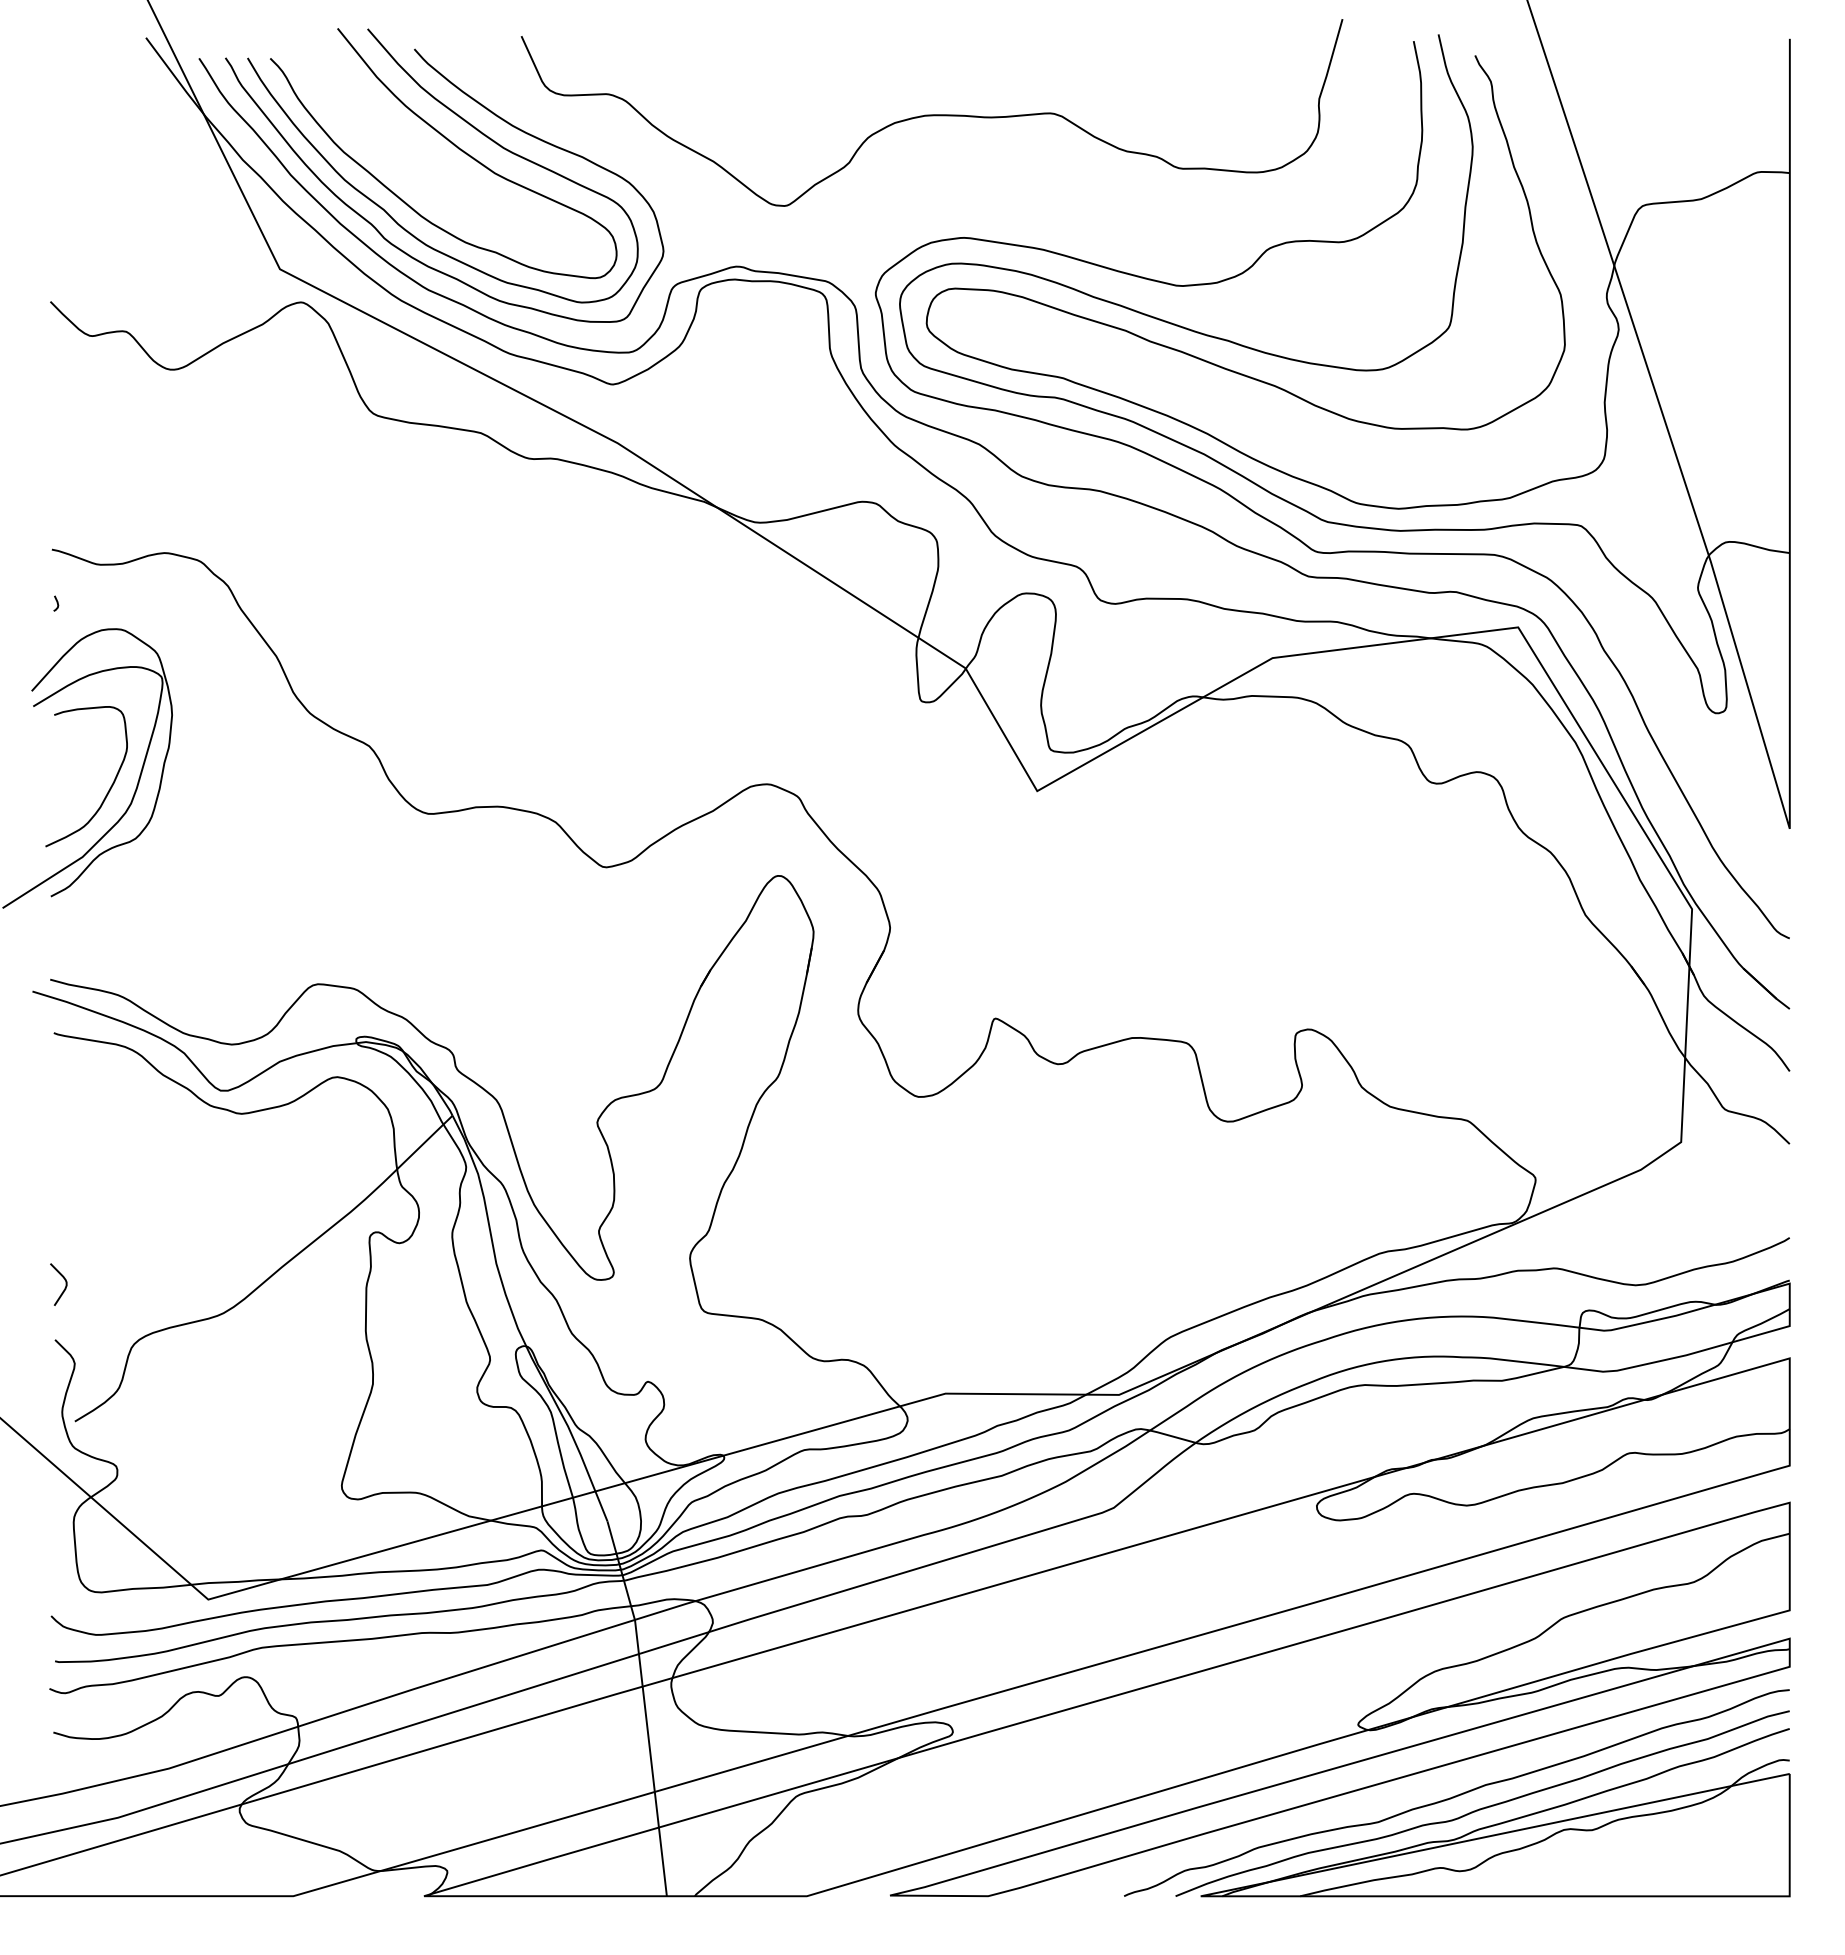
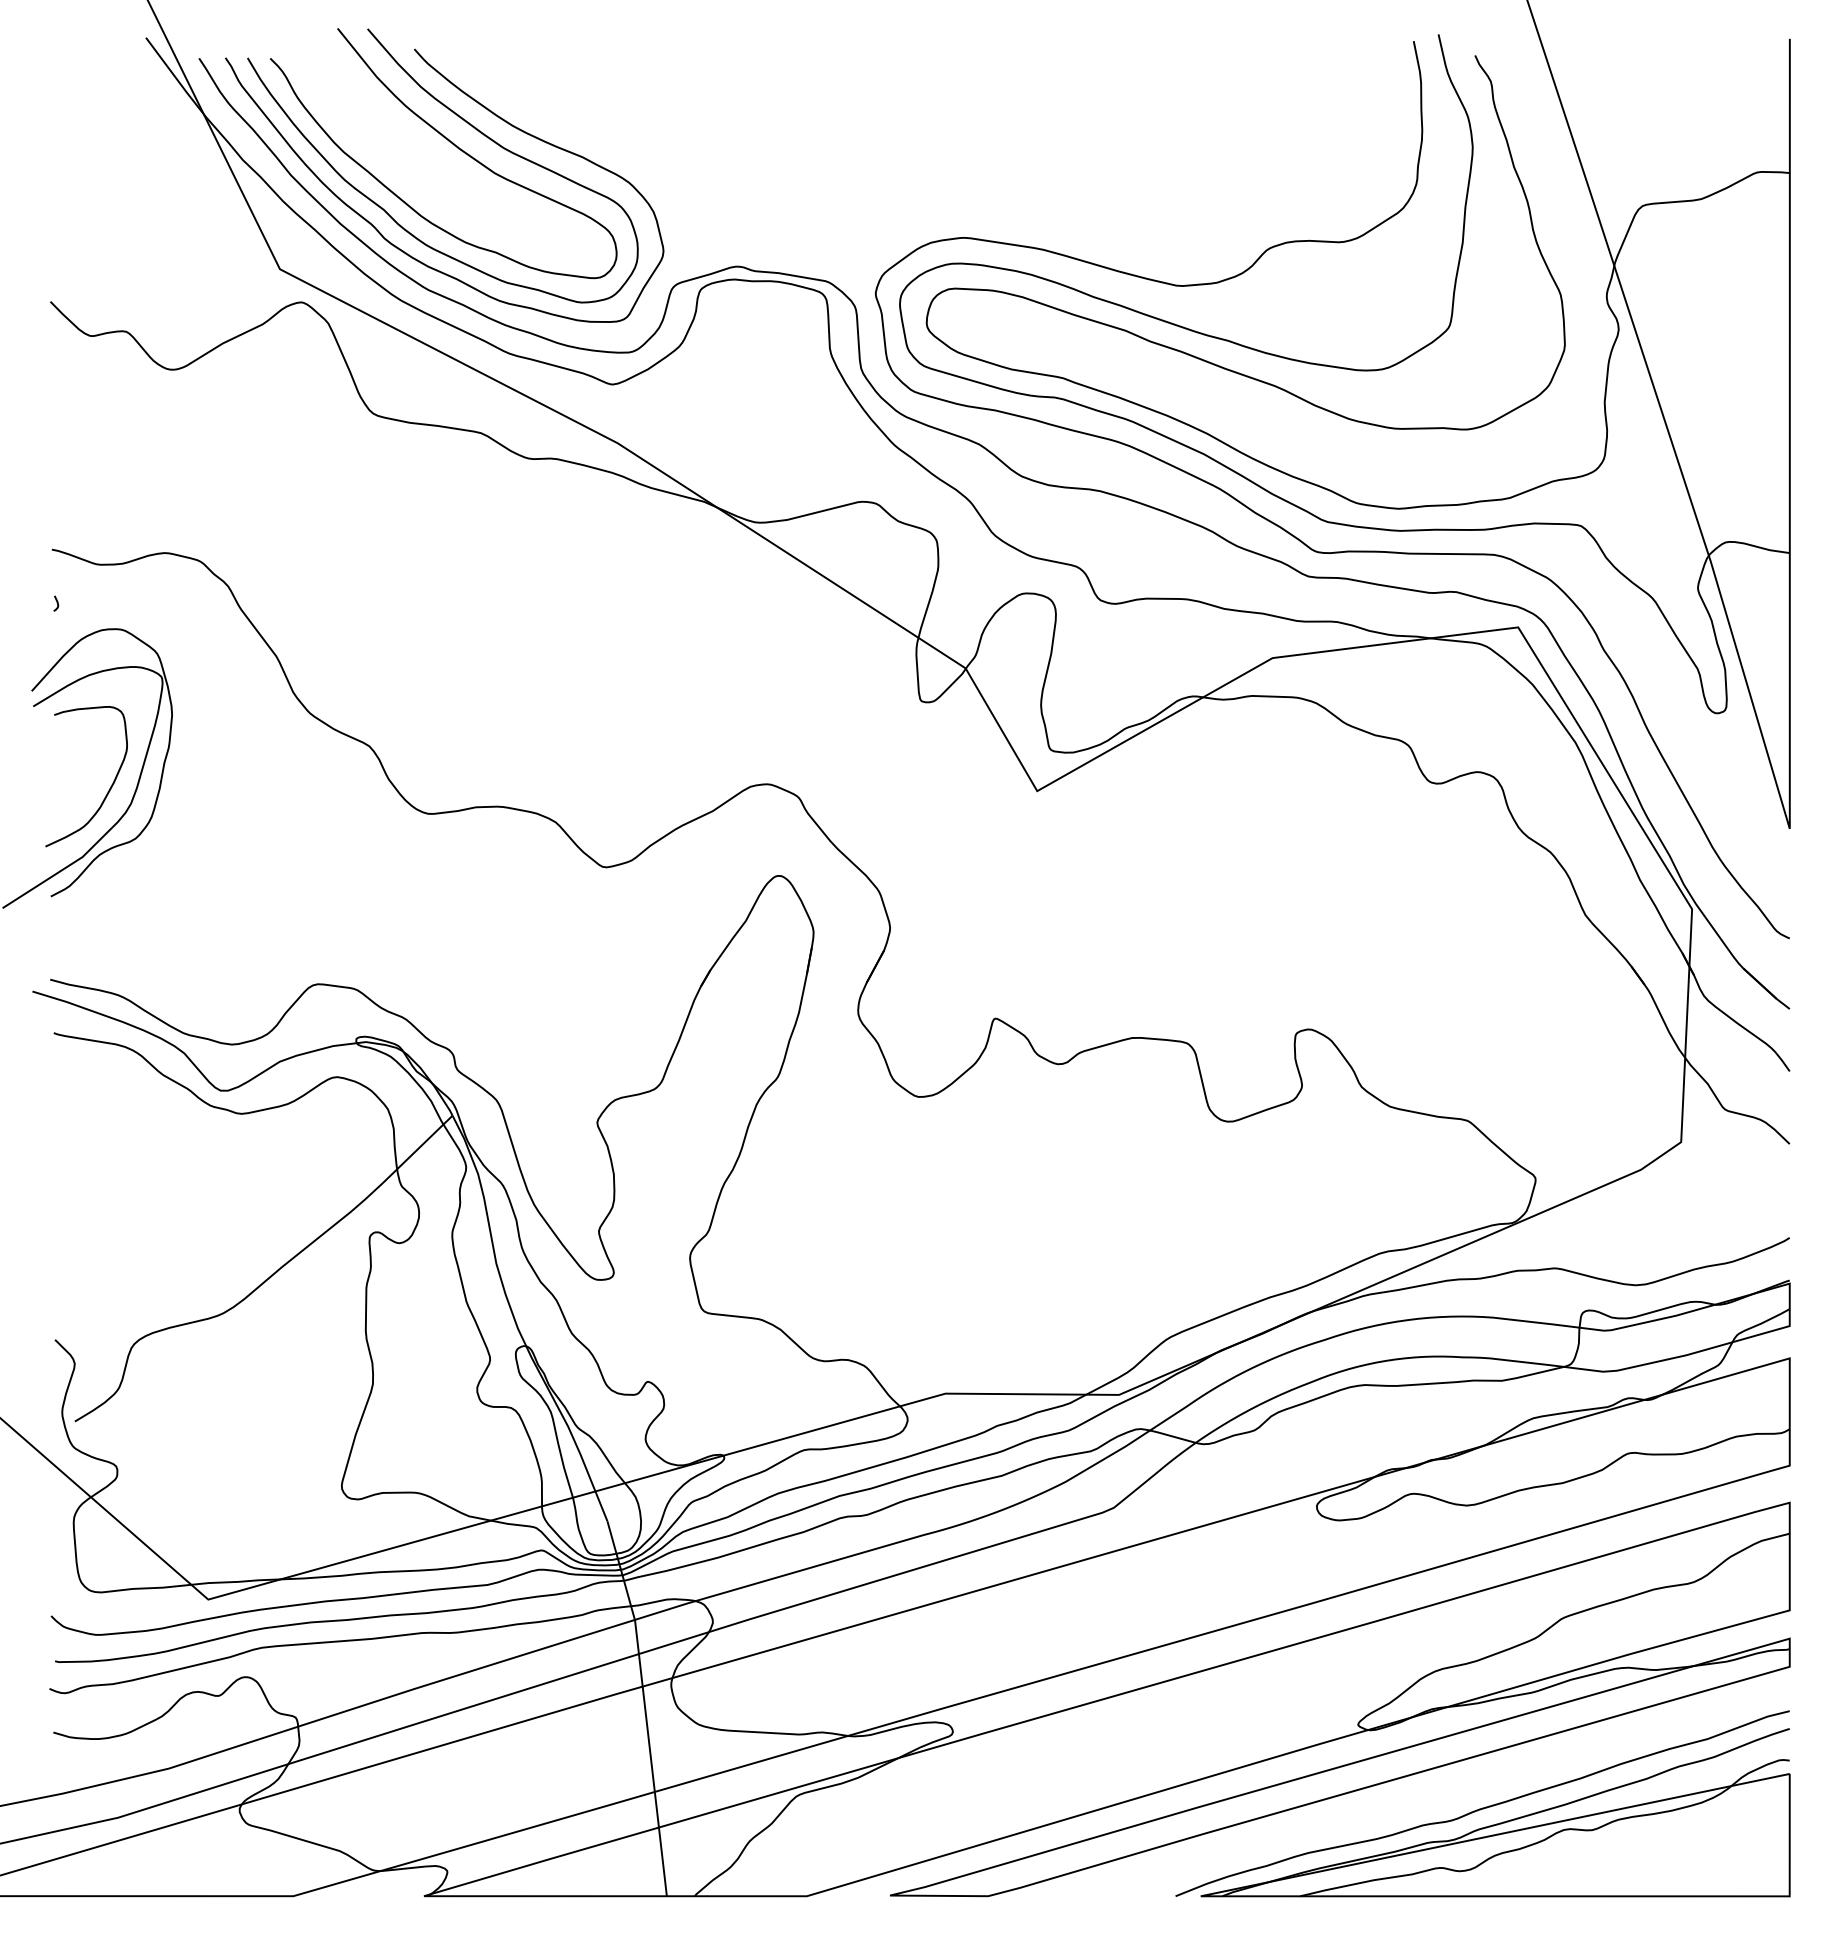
curve: present -> none (931, 114)
curve: present -> none (65, 1284)
curve: present -> none (1457, 1794)
